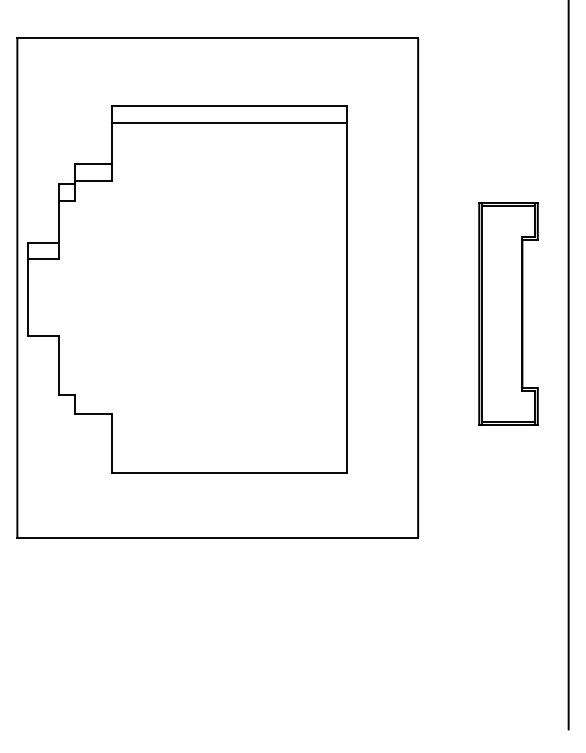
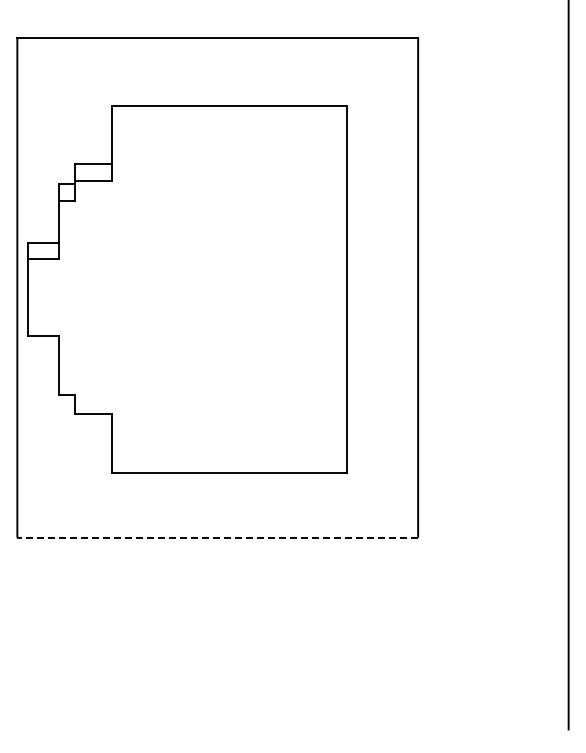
line: present -> none (228, 122)
part: present -> none (508, 313)
line: solid -> dashed (217, 537)
